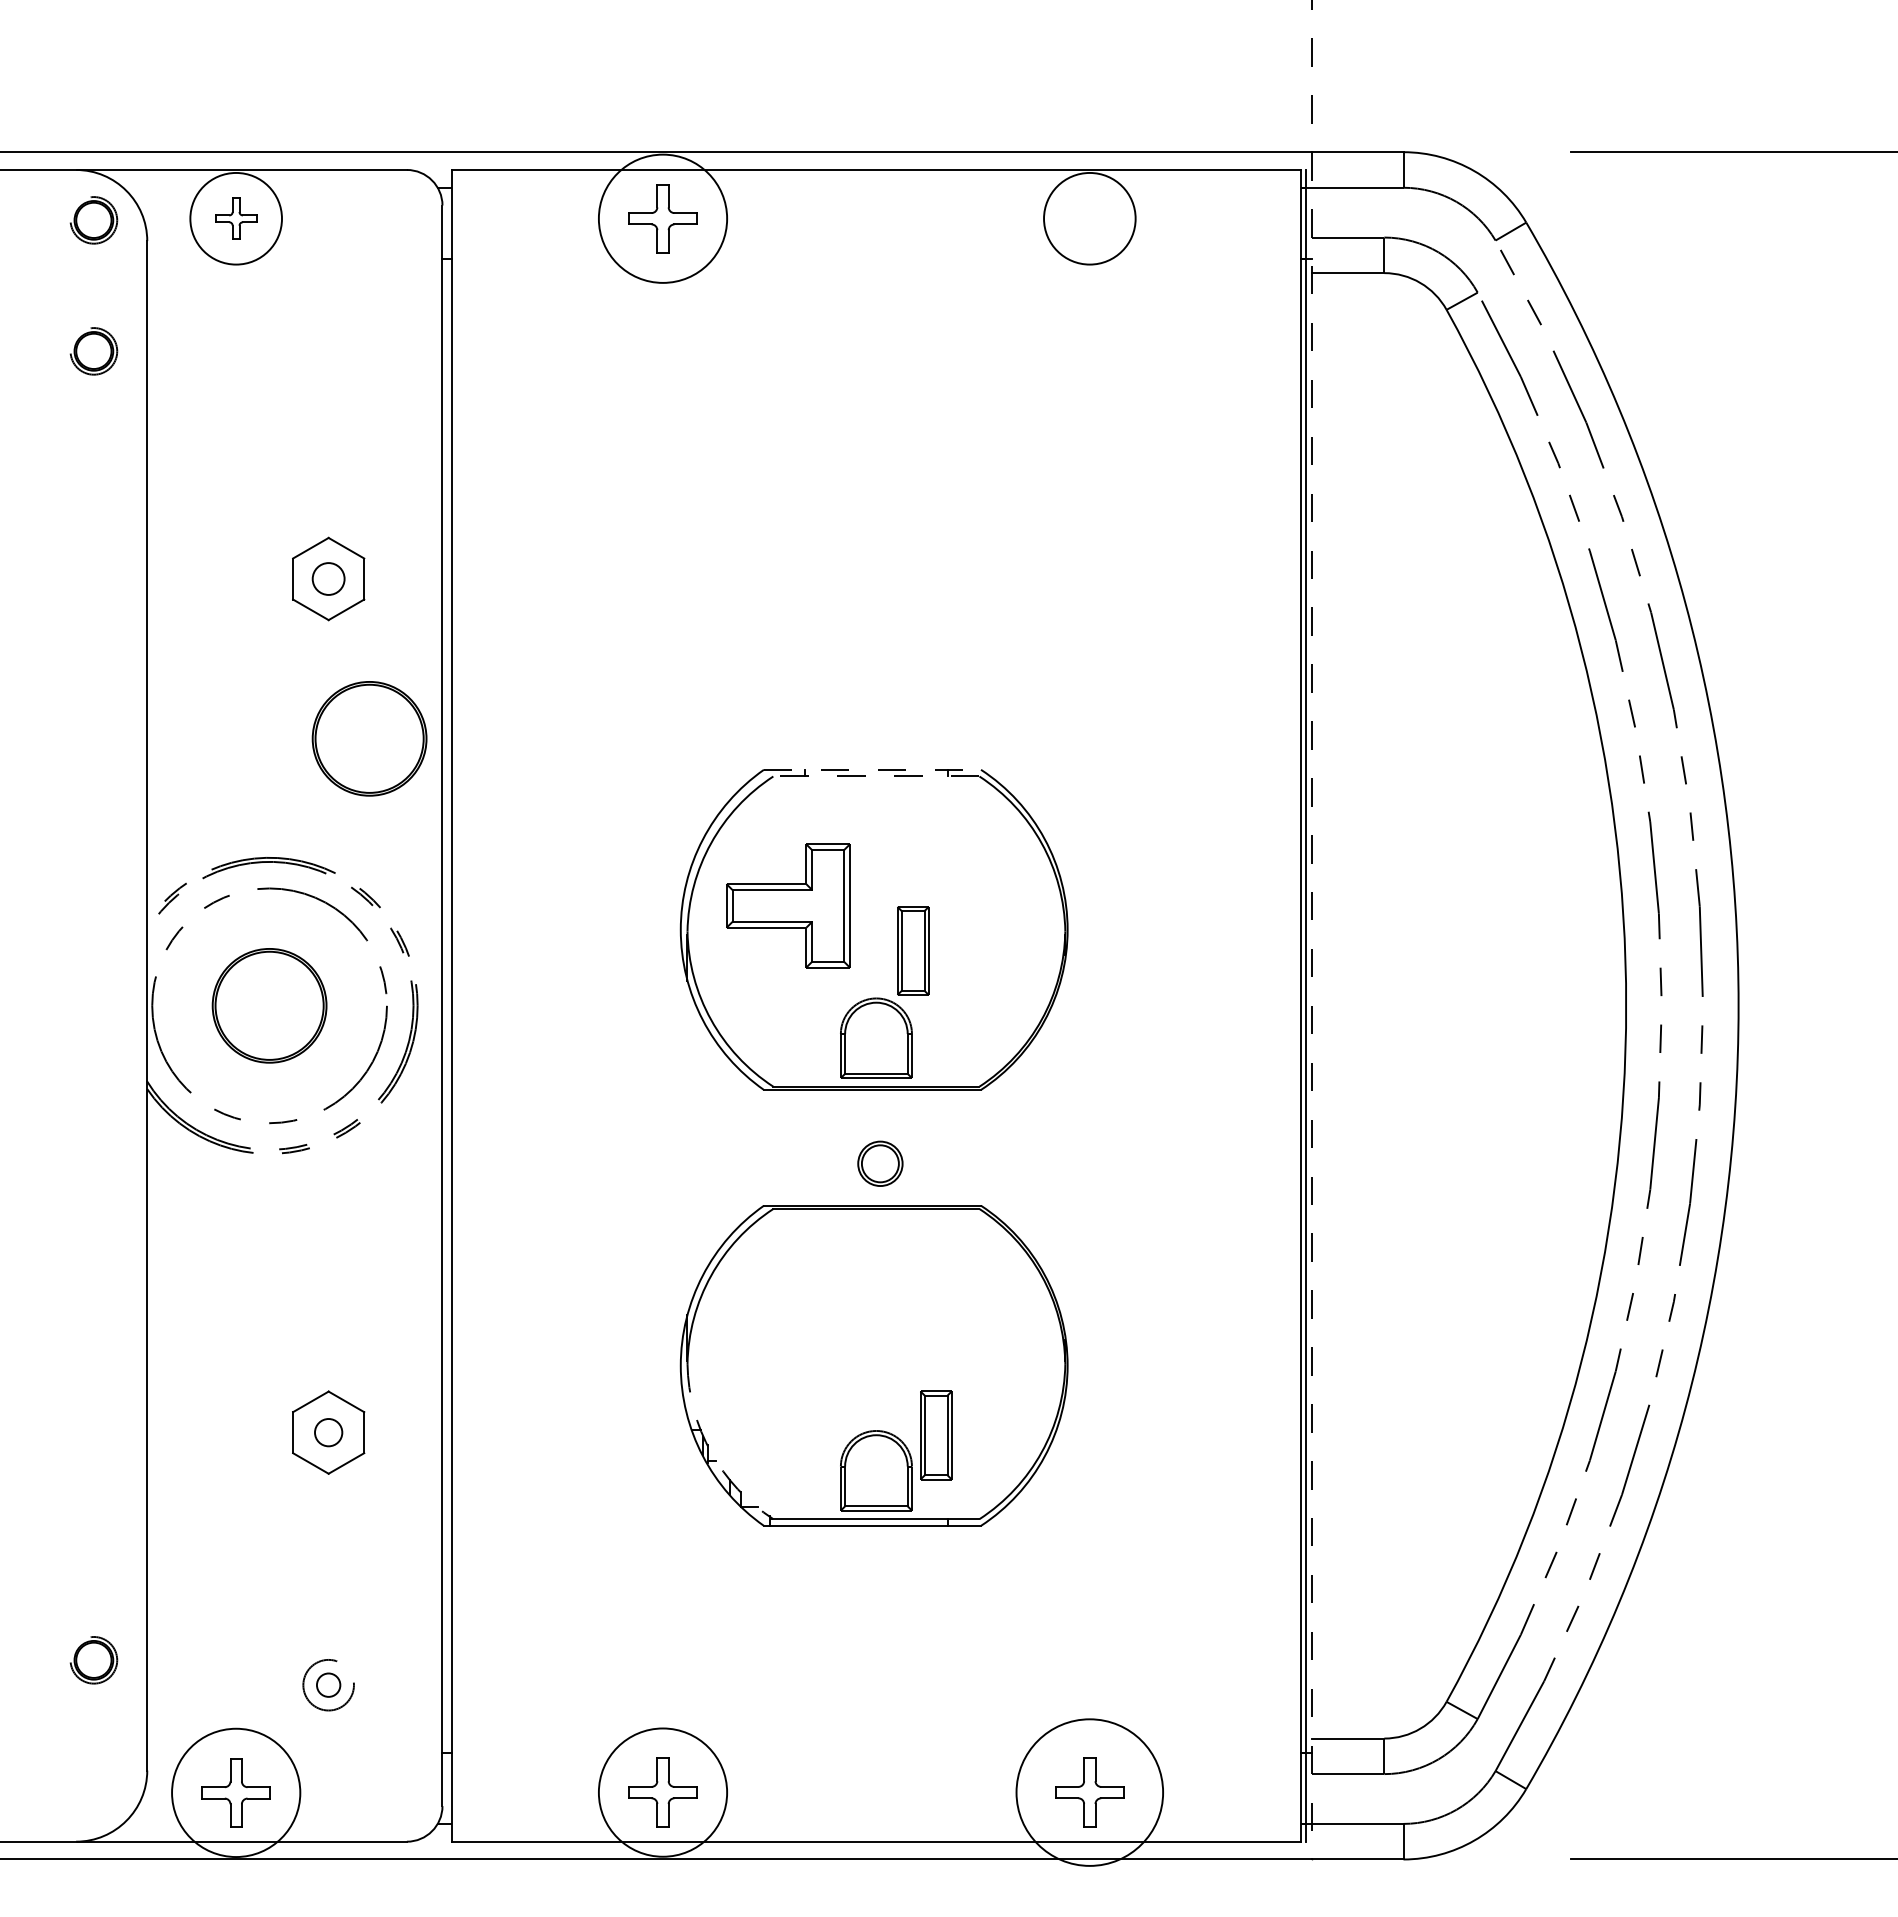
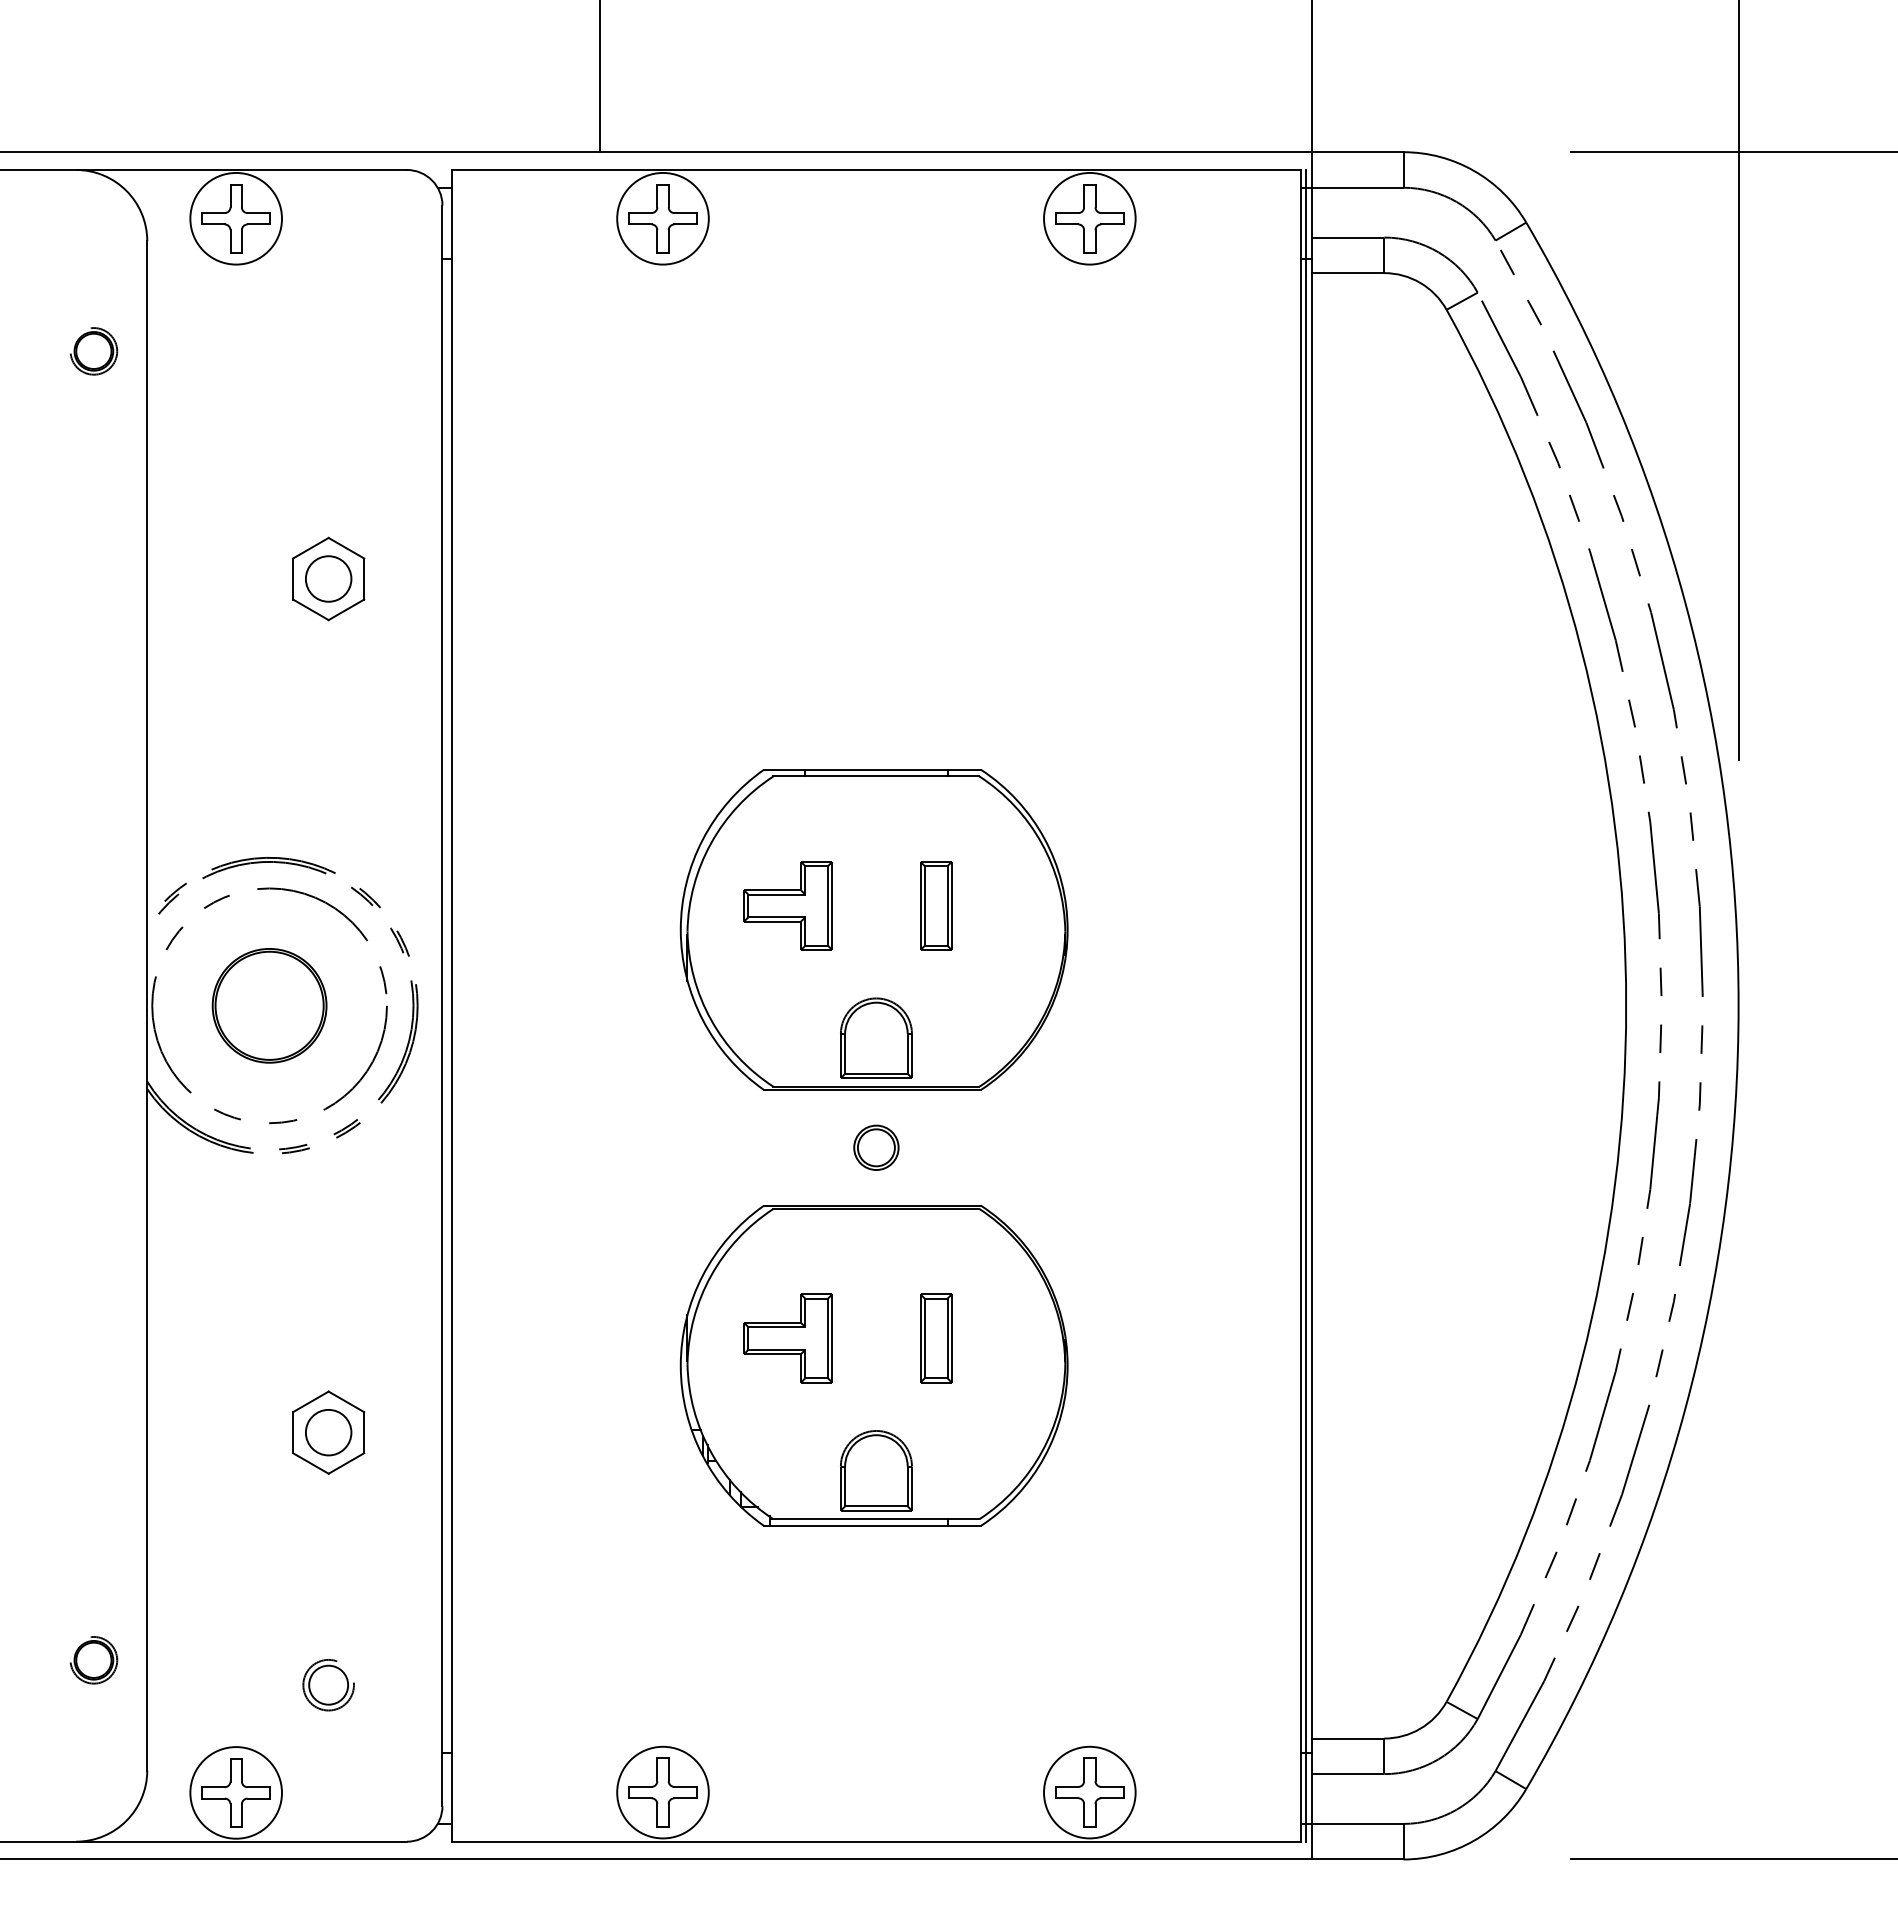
line: none -> present (600, 77)
part size: 43x43 px -> 70x70 px (235, 218)
circle diameter: 128 px -> 92 px (662, 218)
part: none -> present (1089, 218)
part: present -> none (93, 220)
line: none -> present (1738, 381)
circle diameter: 32 px -> 46 px (328, 578)
part: present -> none (369, 738)
line: dashed -> solid (872, 769)
line: dashed -> solid (875, 776)
part size: 125x126 px -> 90x90 px (787, 905)
line: dashed -> solid (1311, 930)
part position: (913, 950) -> (936, 905) (936, 905)
part position: (880, 1163) -> (876, 1147) (876, 1147)
part: none -> present (787, 1338)
circle diameter: 27 px -> 46 px (328, 1432)
part position: (936, 1435) -> (936, 1338) (936, 1338)
arc: dashed -> solid (711, 1452)
circle diameter: 23 px -> 39 px (328, 1684)
circle diameter: 128 px -> 92 px (236, 1792)
circle diameter: 128 px -> 92 px (662, 1792)
circle diameter: 147 px -> 92 px (1089, 1792)
